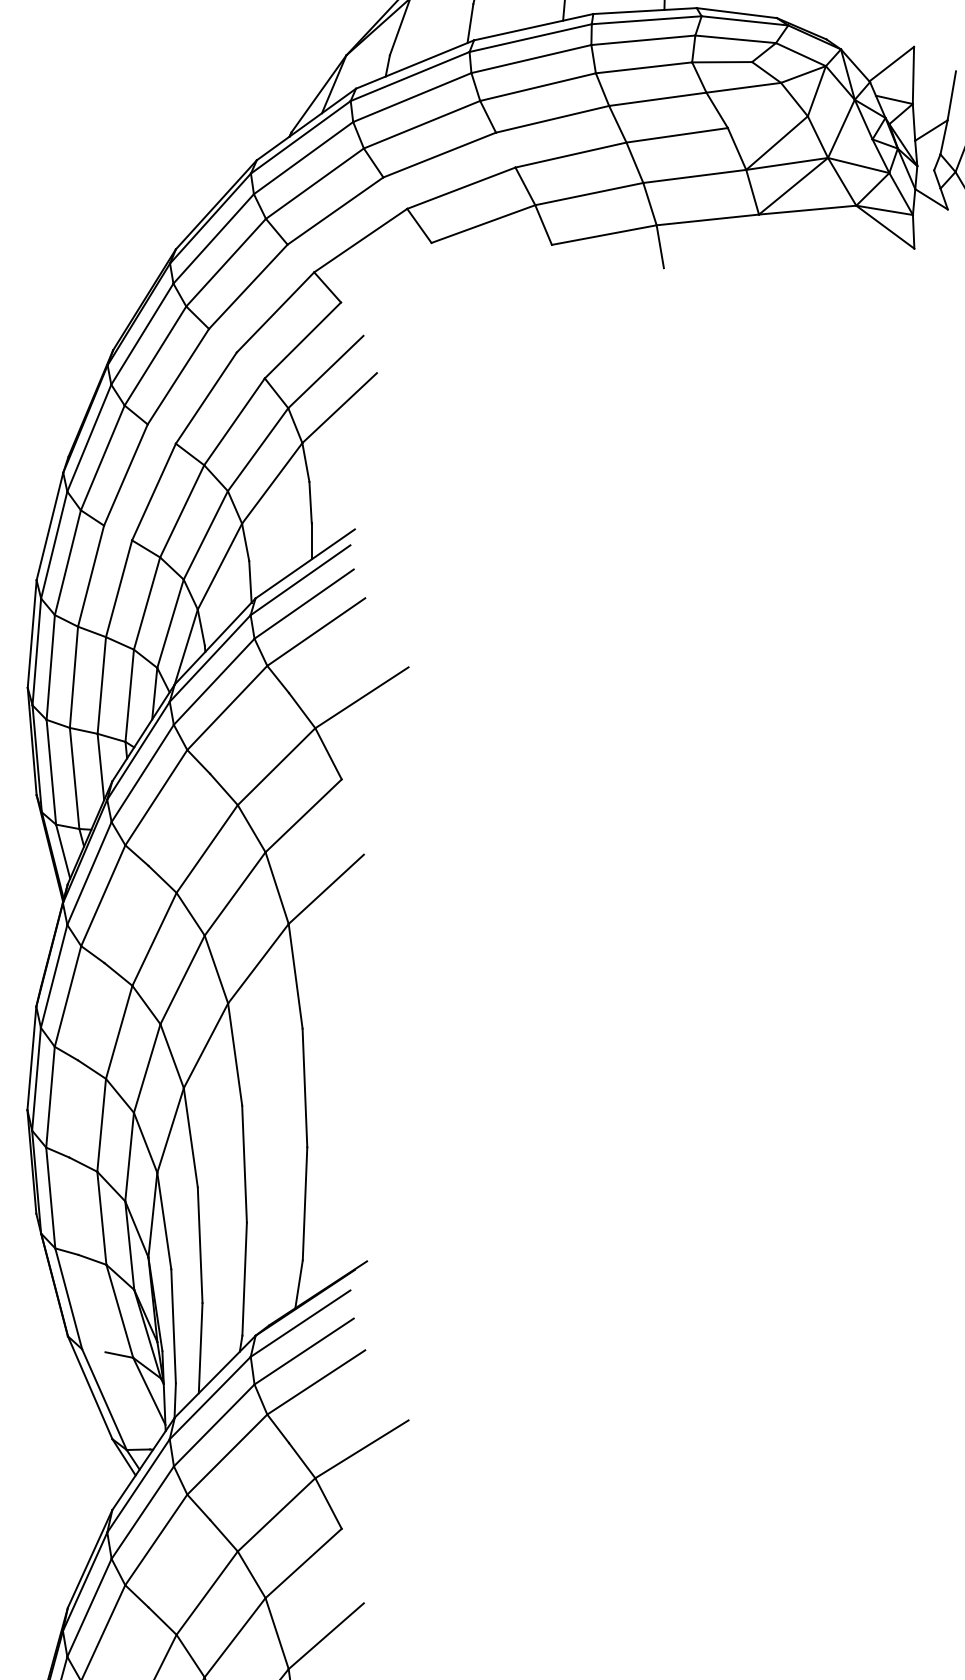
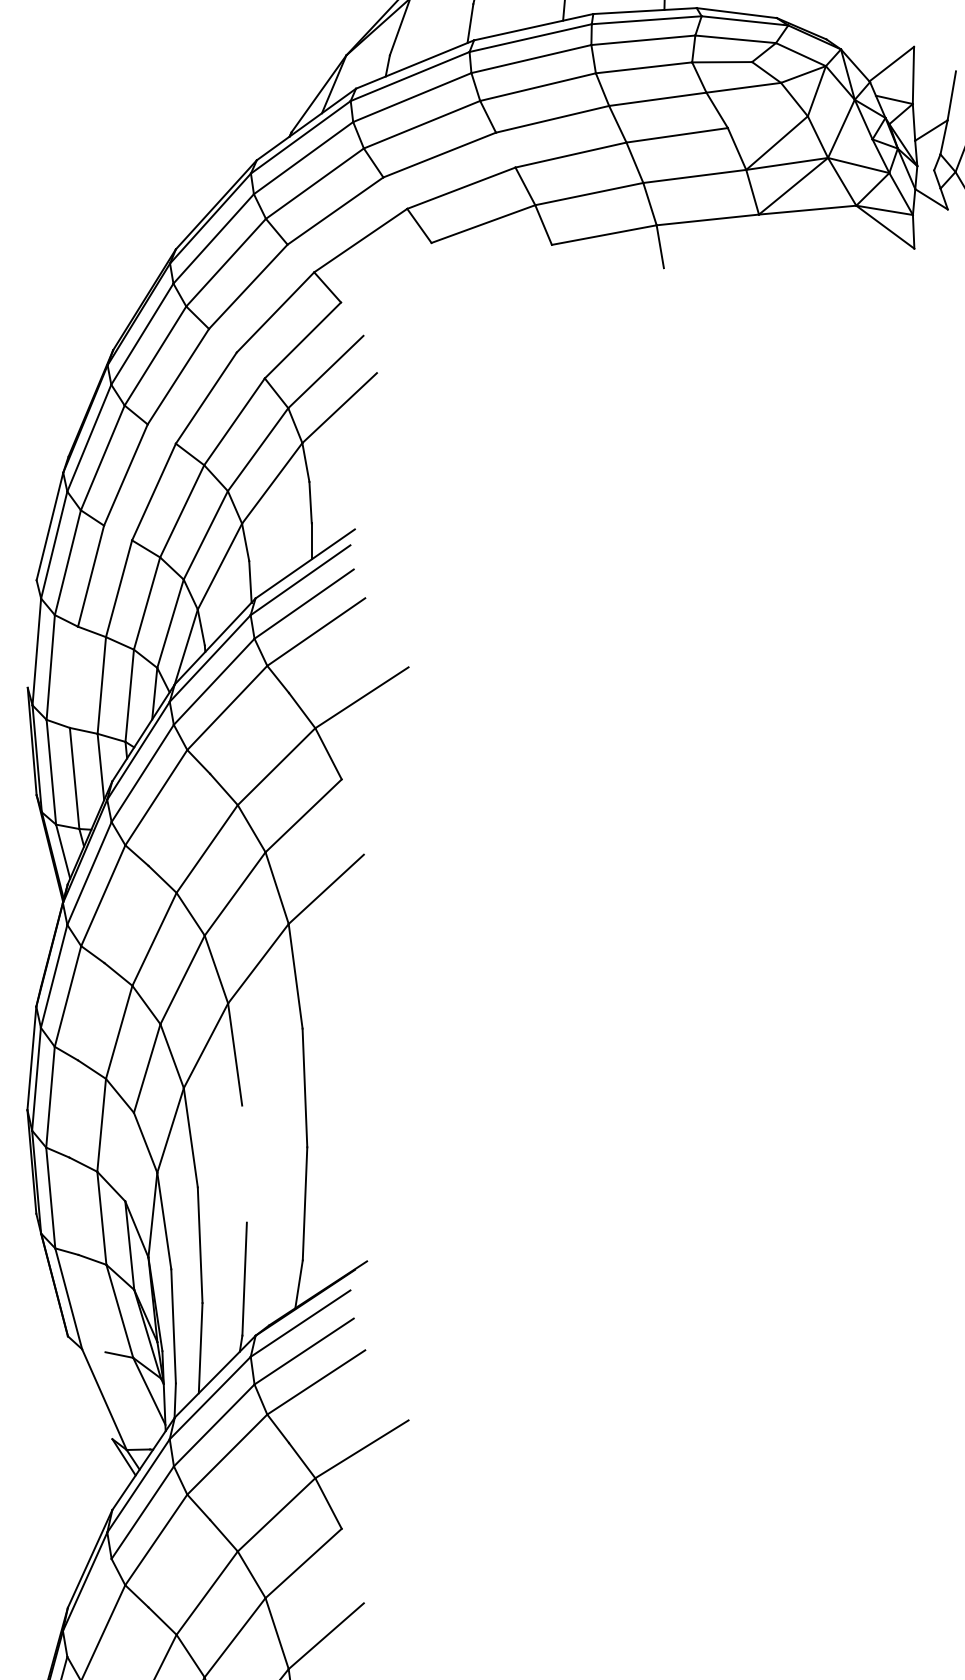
line: present -> none (31, 633)
line: present -> none (73, 676)
line: present -> none (129, 1156)
line: present -> none (244, 1163)
line: present -> none (89, 1387)
line: present -> none (89, 1607)
